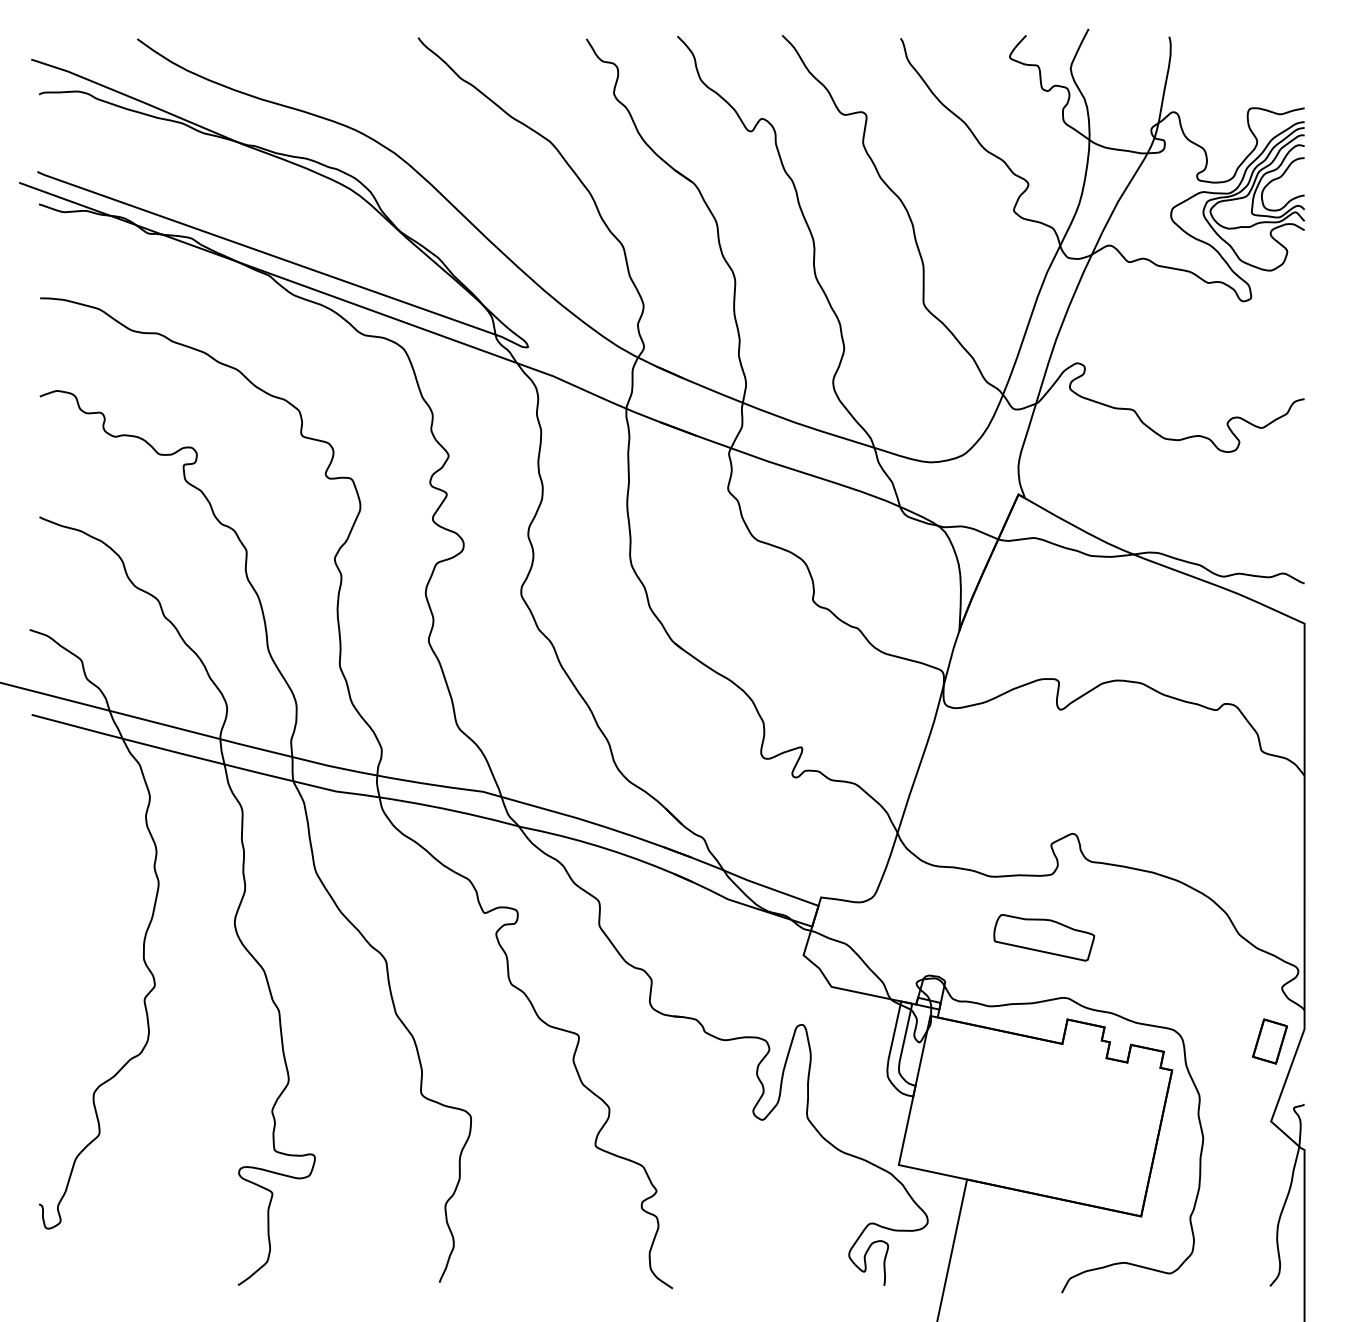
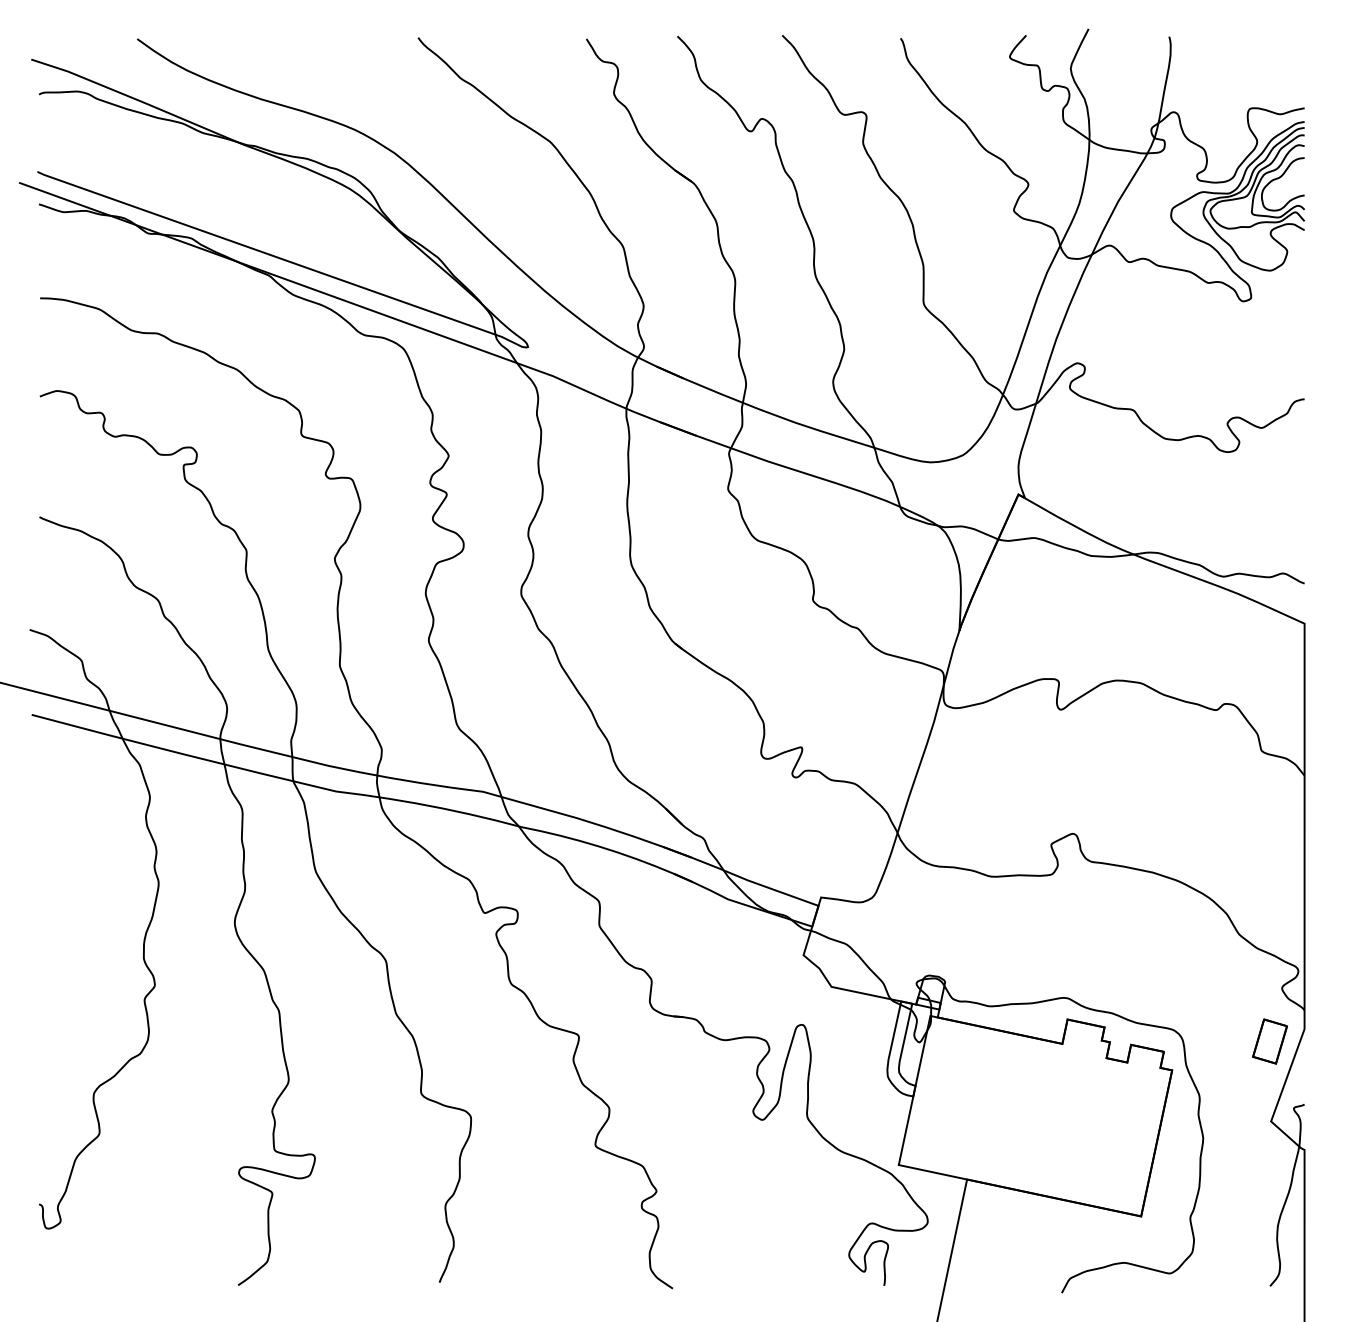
part: present -> none (1044, 937)
